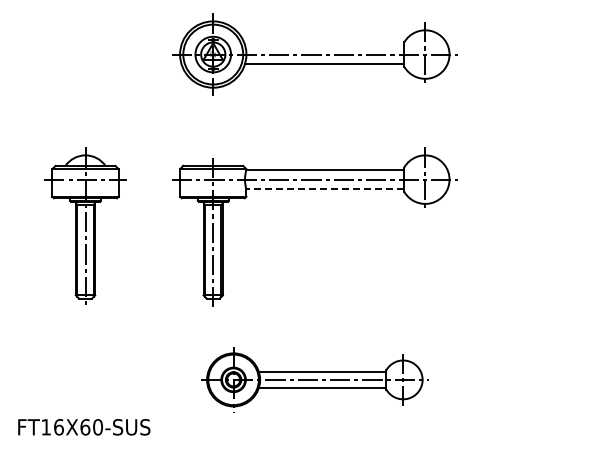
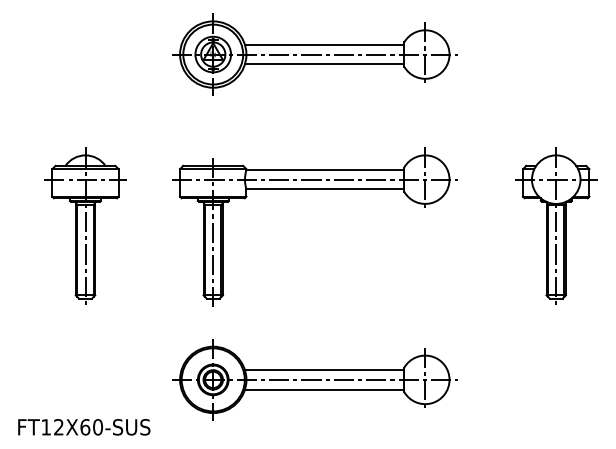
line: none -> present (324, 44)
line: dashed -> solid (325, 189)
part: none -> present (556, 225)
part size: 228x66 px -> 286x82 px (314, 379)
text: FT16X60-SUS -> FT12X60-SUS (58, 427)
